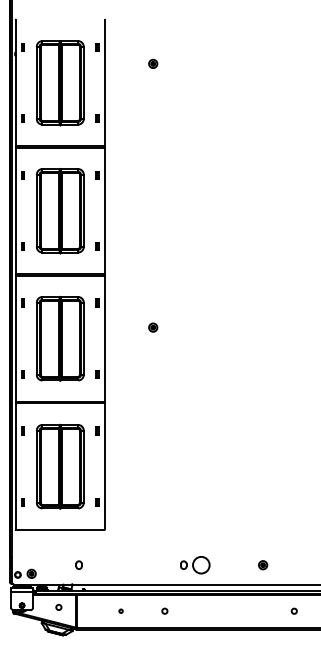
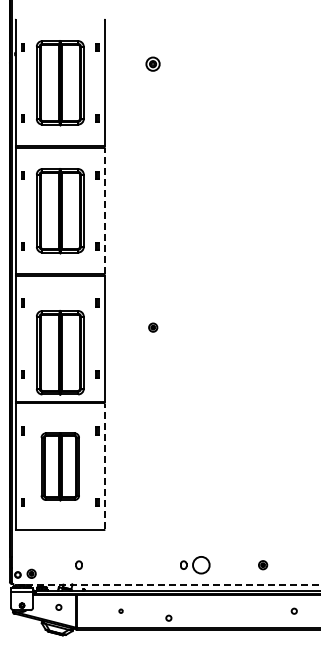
part size: 11x11 px -> 16x16 px (152, 63)
line: solid -> dashed (104, 210)
part position: (60, 338) -> (60, 352) (60, 352)
part size: 49x87 px -> 40x70 px (59, 466)
line: solid -> dashed (104, 466)
line: solid -> dashed (167, 584)
circle position: (164, 610) -> (168, 617) (168, 617)
